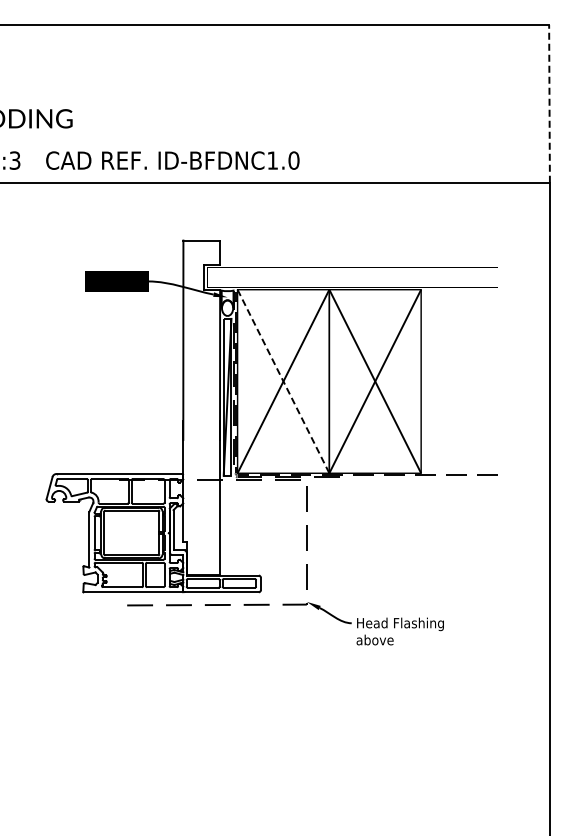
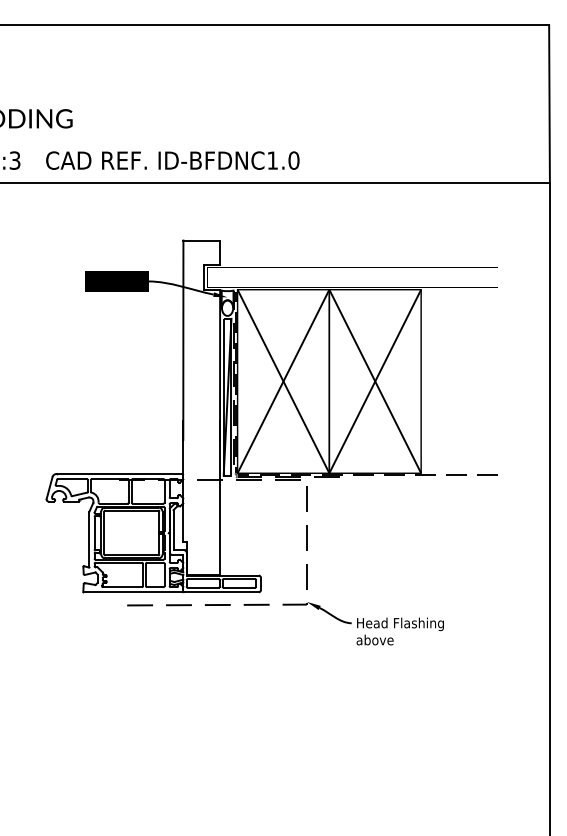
line: dashed -> solid (549, 103)
line: dashed -> solid (283, 381)
